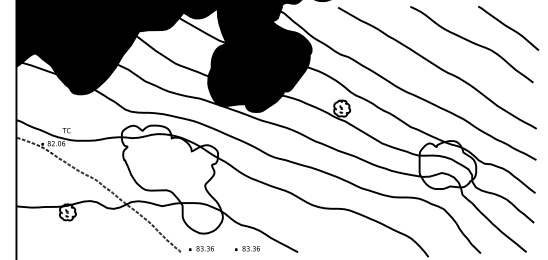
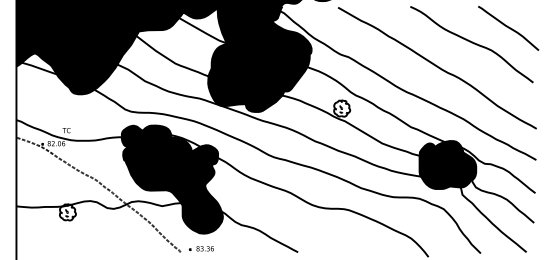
fill: none -> present (447, 165)
fill: none -> present (171, 179)
part: present -> none (247, 248)
